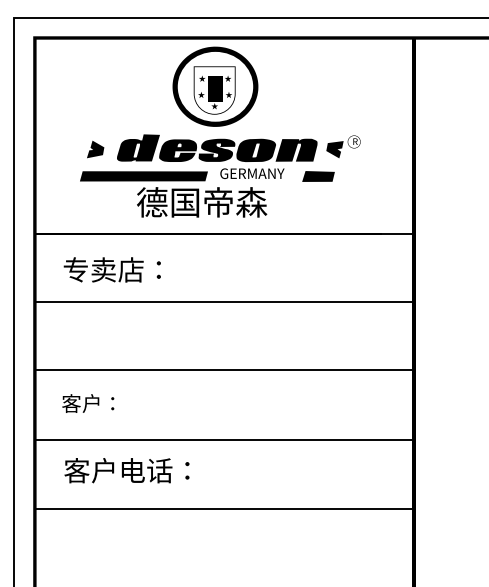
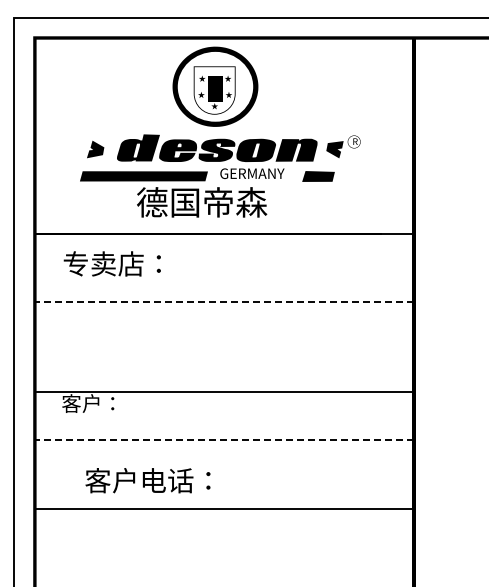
text position: (111, 269) -> (111, 263) (111, 263)
line: solid -> dashed (224, 301)
line position: (225, 369) -> (225, 391) (225, 391)
line: solid -> dashed (224, 439)
text position: (126, 470) -> (147, 480) (147, 480)
